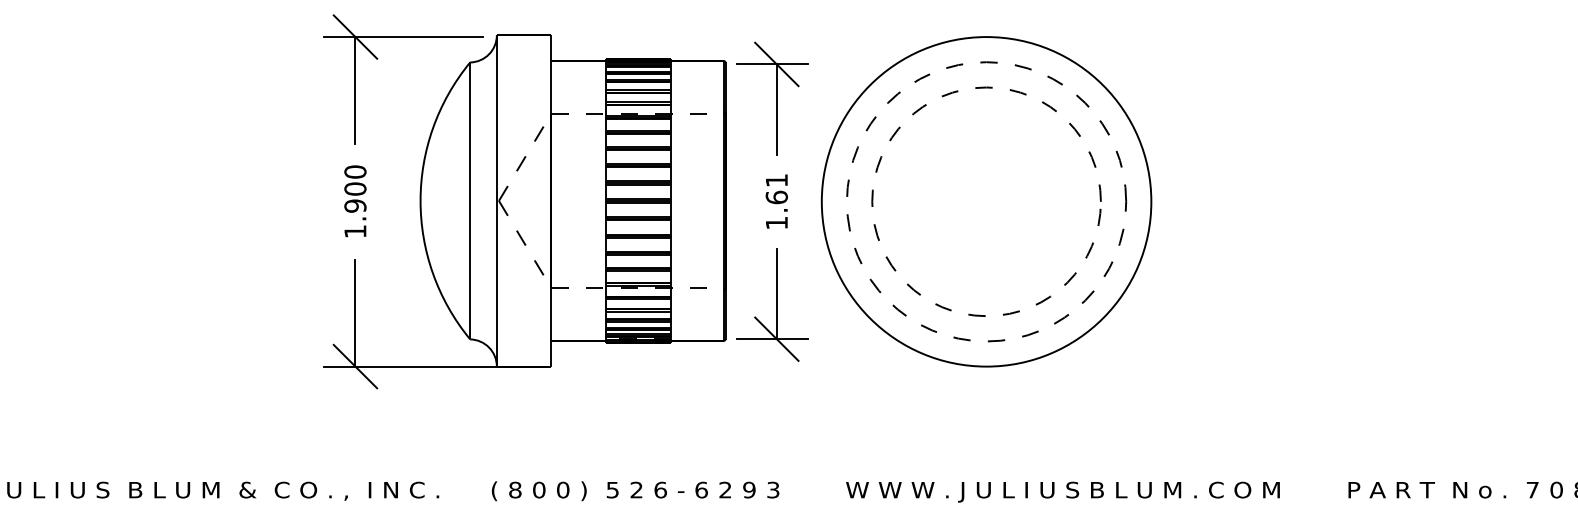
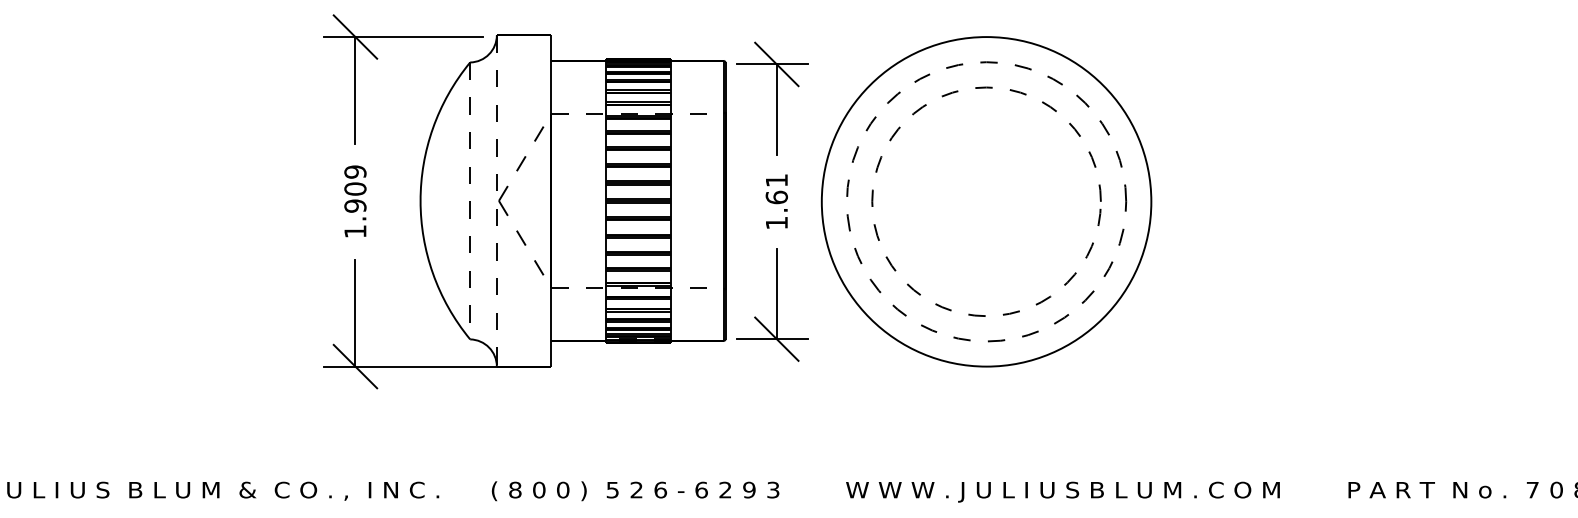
text: 1.900 -> 1.909 (355, 171)
line: solid -> dashed (496, 200)
line: solid -> dashed (470, 201)
